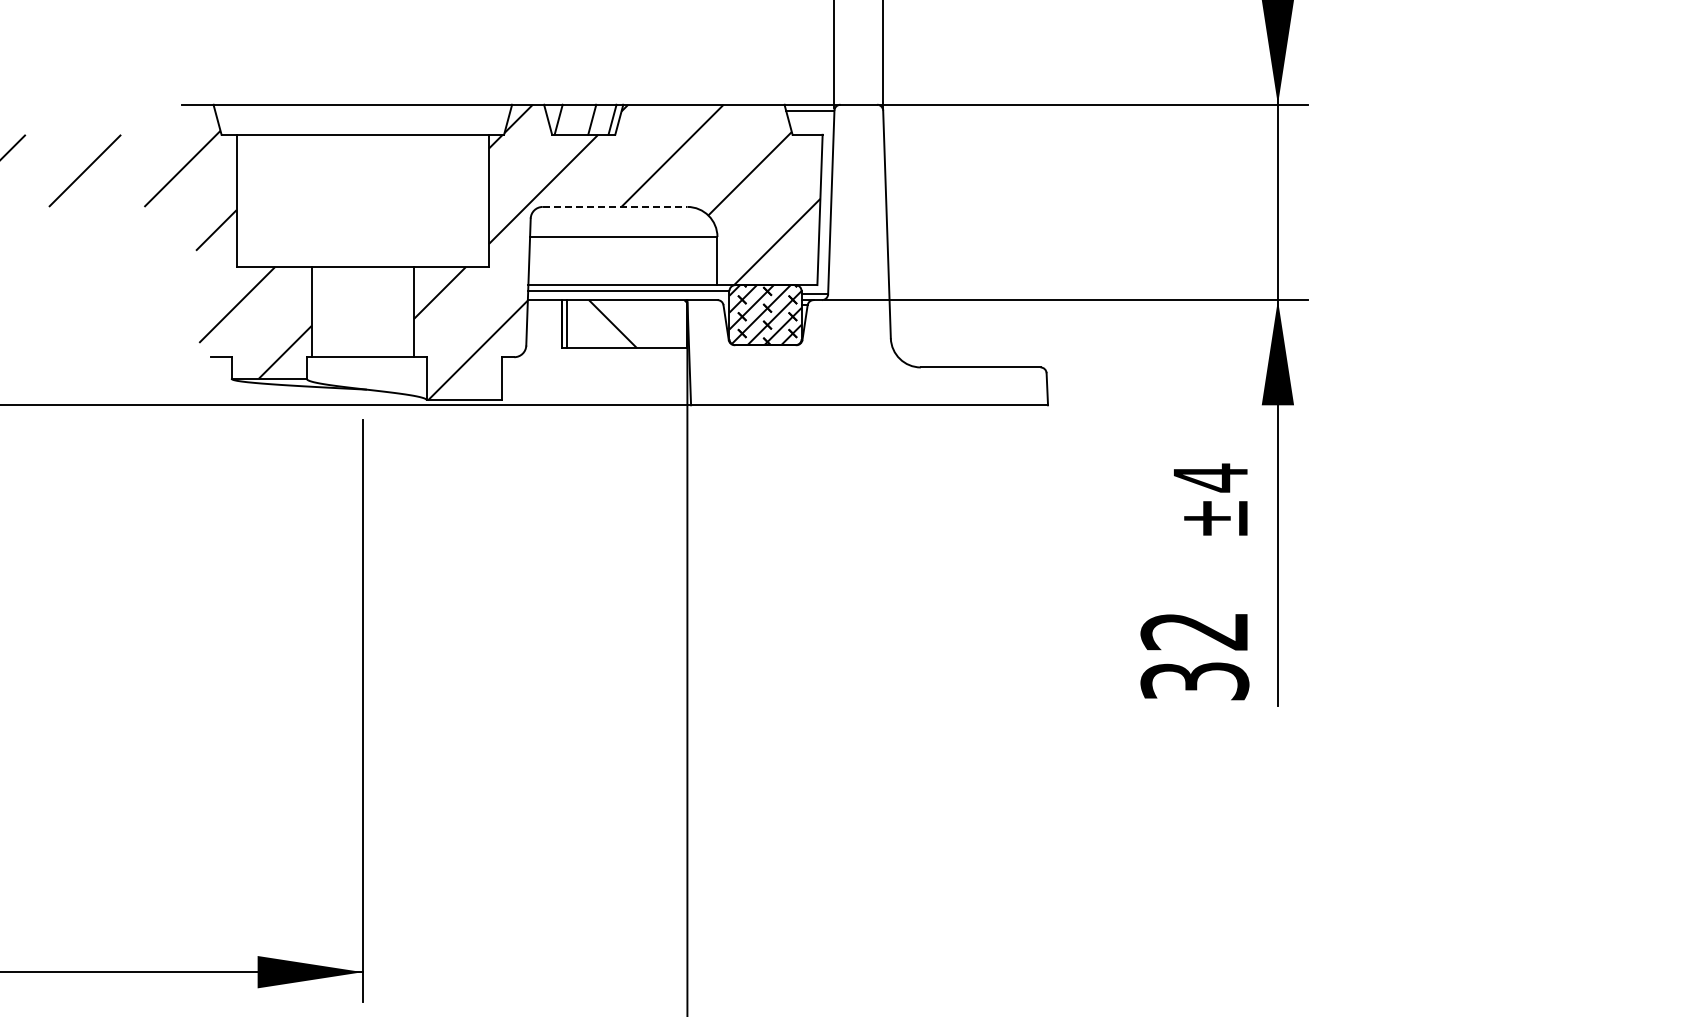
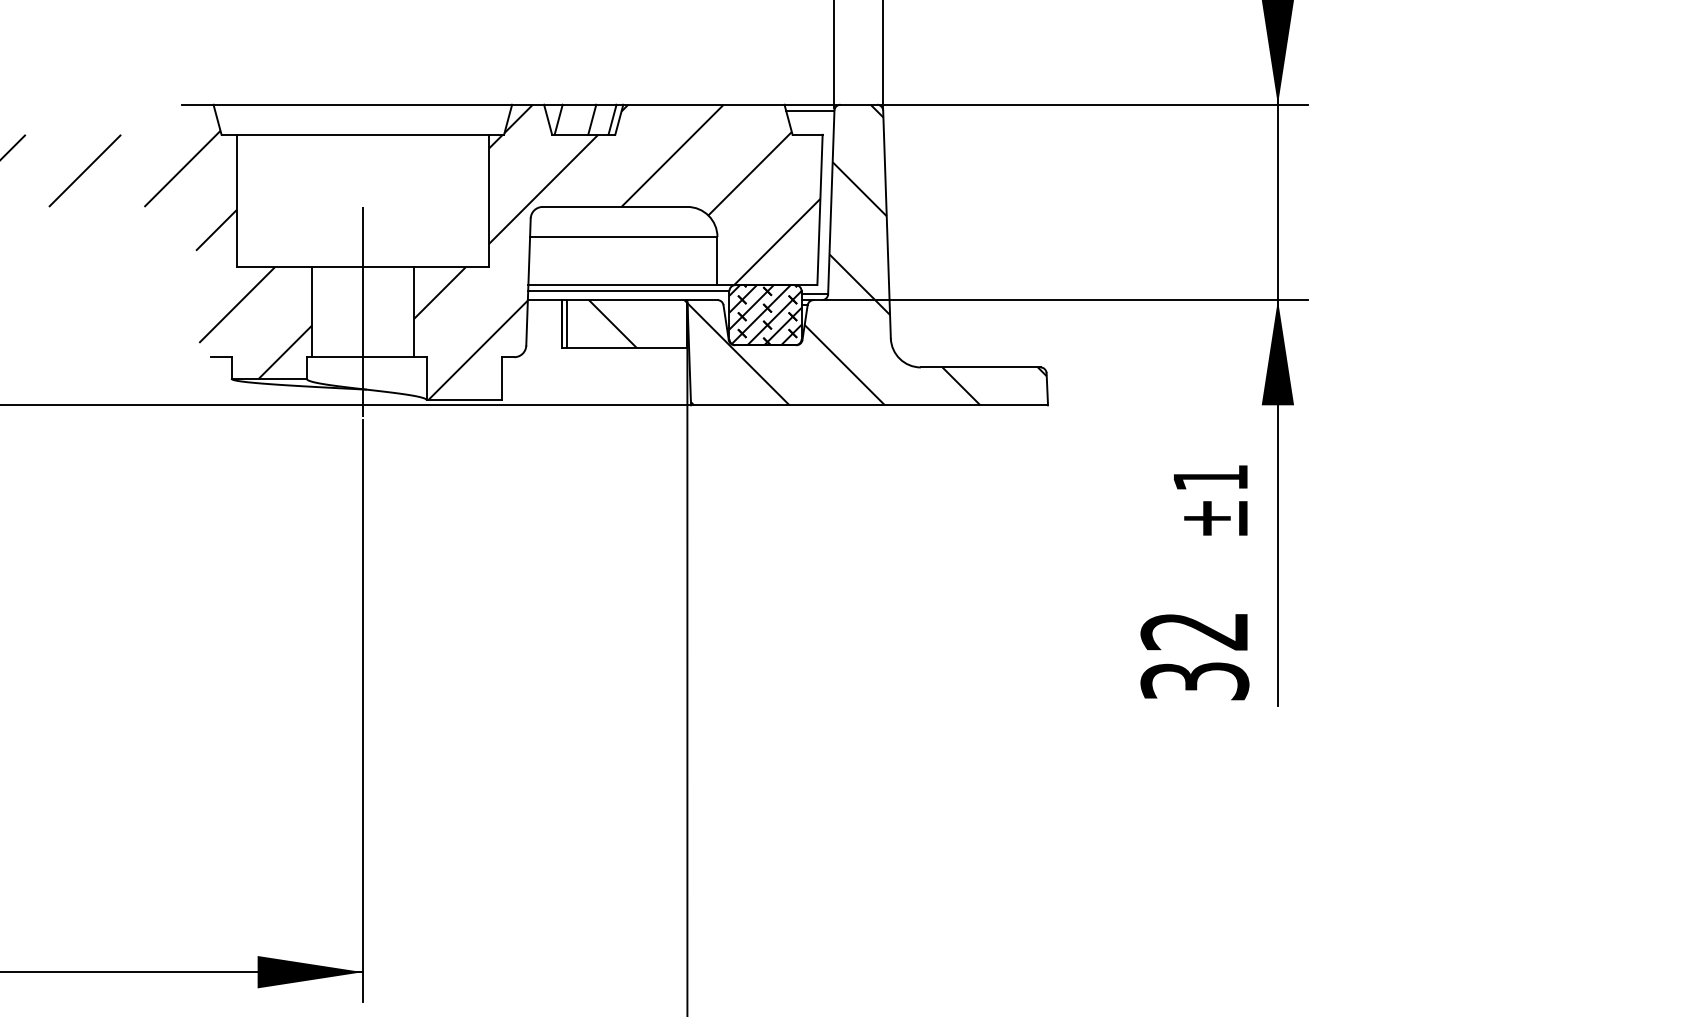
line: dashed -> solid (615, 206)
hatch: none -> present (866, 254)
line: none -> present (362, 311)
text: ±4 -> ±1 (1210, 477)
